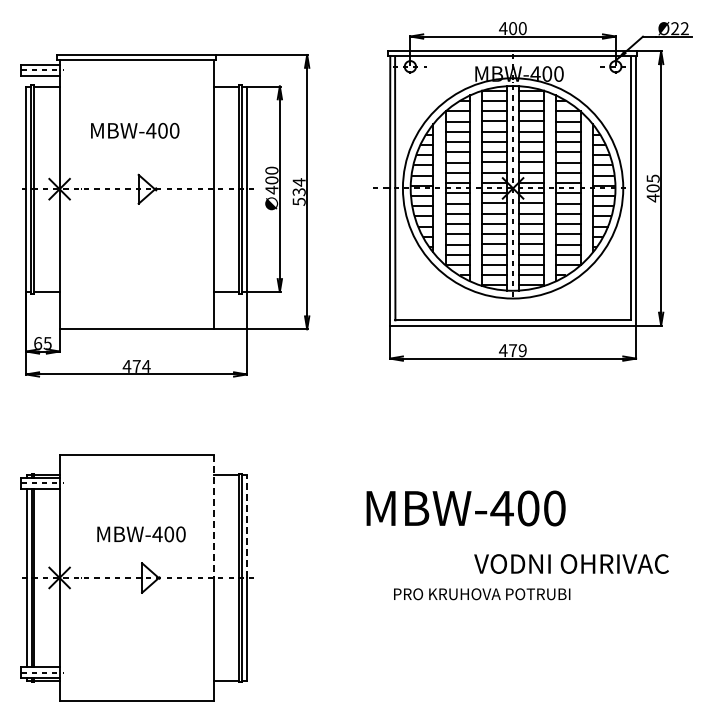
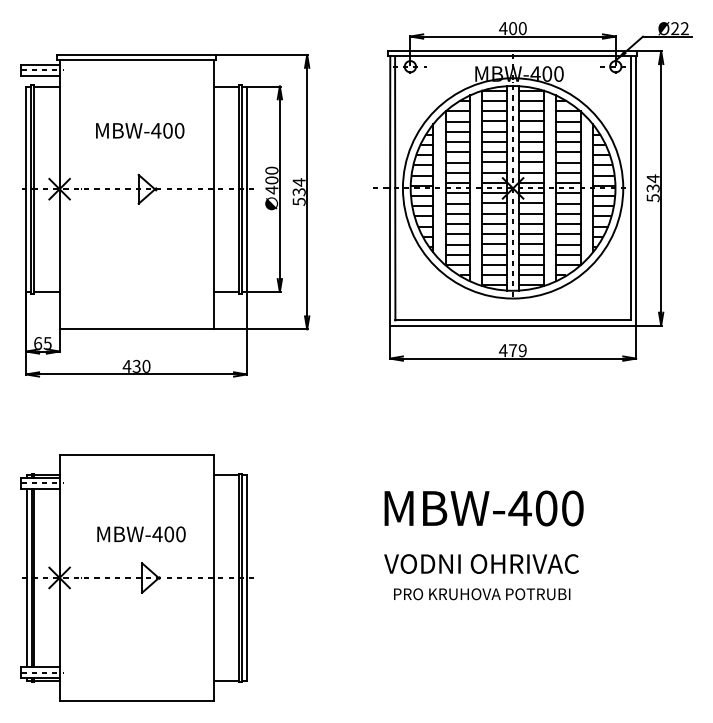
text position: (135, 130) -> (140, 130) (140, 130)
text: 405 -> 534 (652, 188)
text: 474 -> 430 (141, 365)
text position: (465, 508) -> (483, 508) (483, 508)
line: dashed -> solid (213, 517)
line: dashed -> solid (246, 526)
text position: (571, 563) -> (481, 563) (481, 563)
